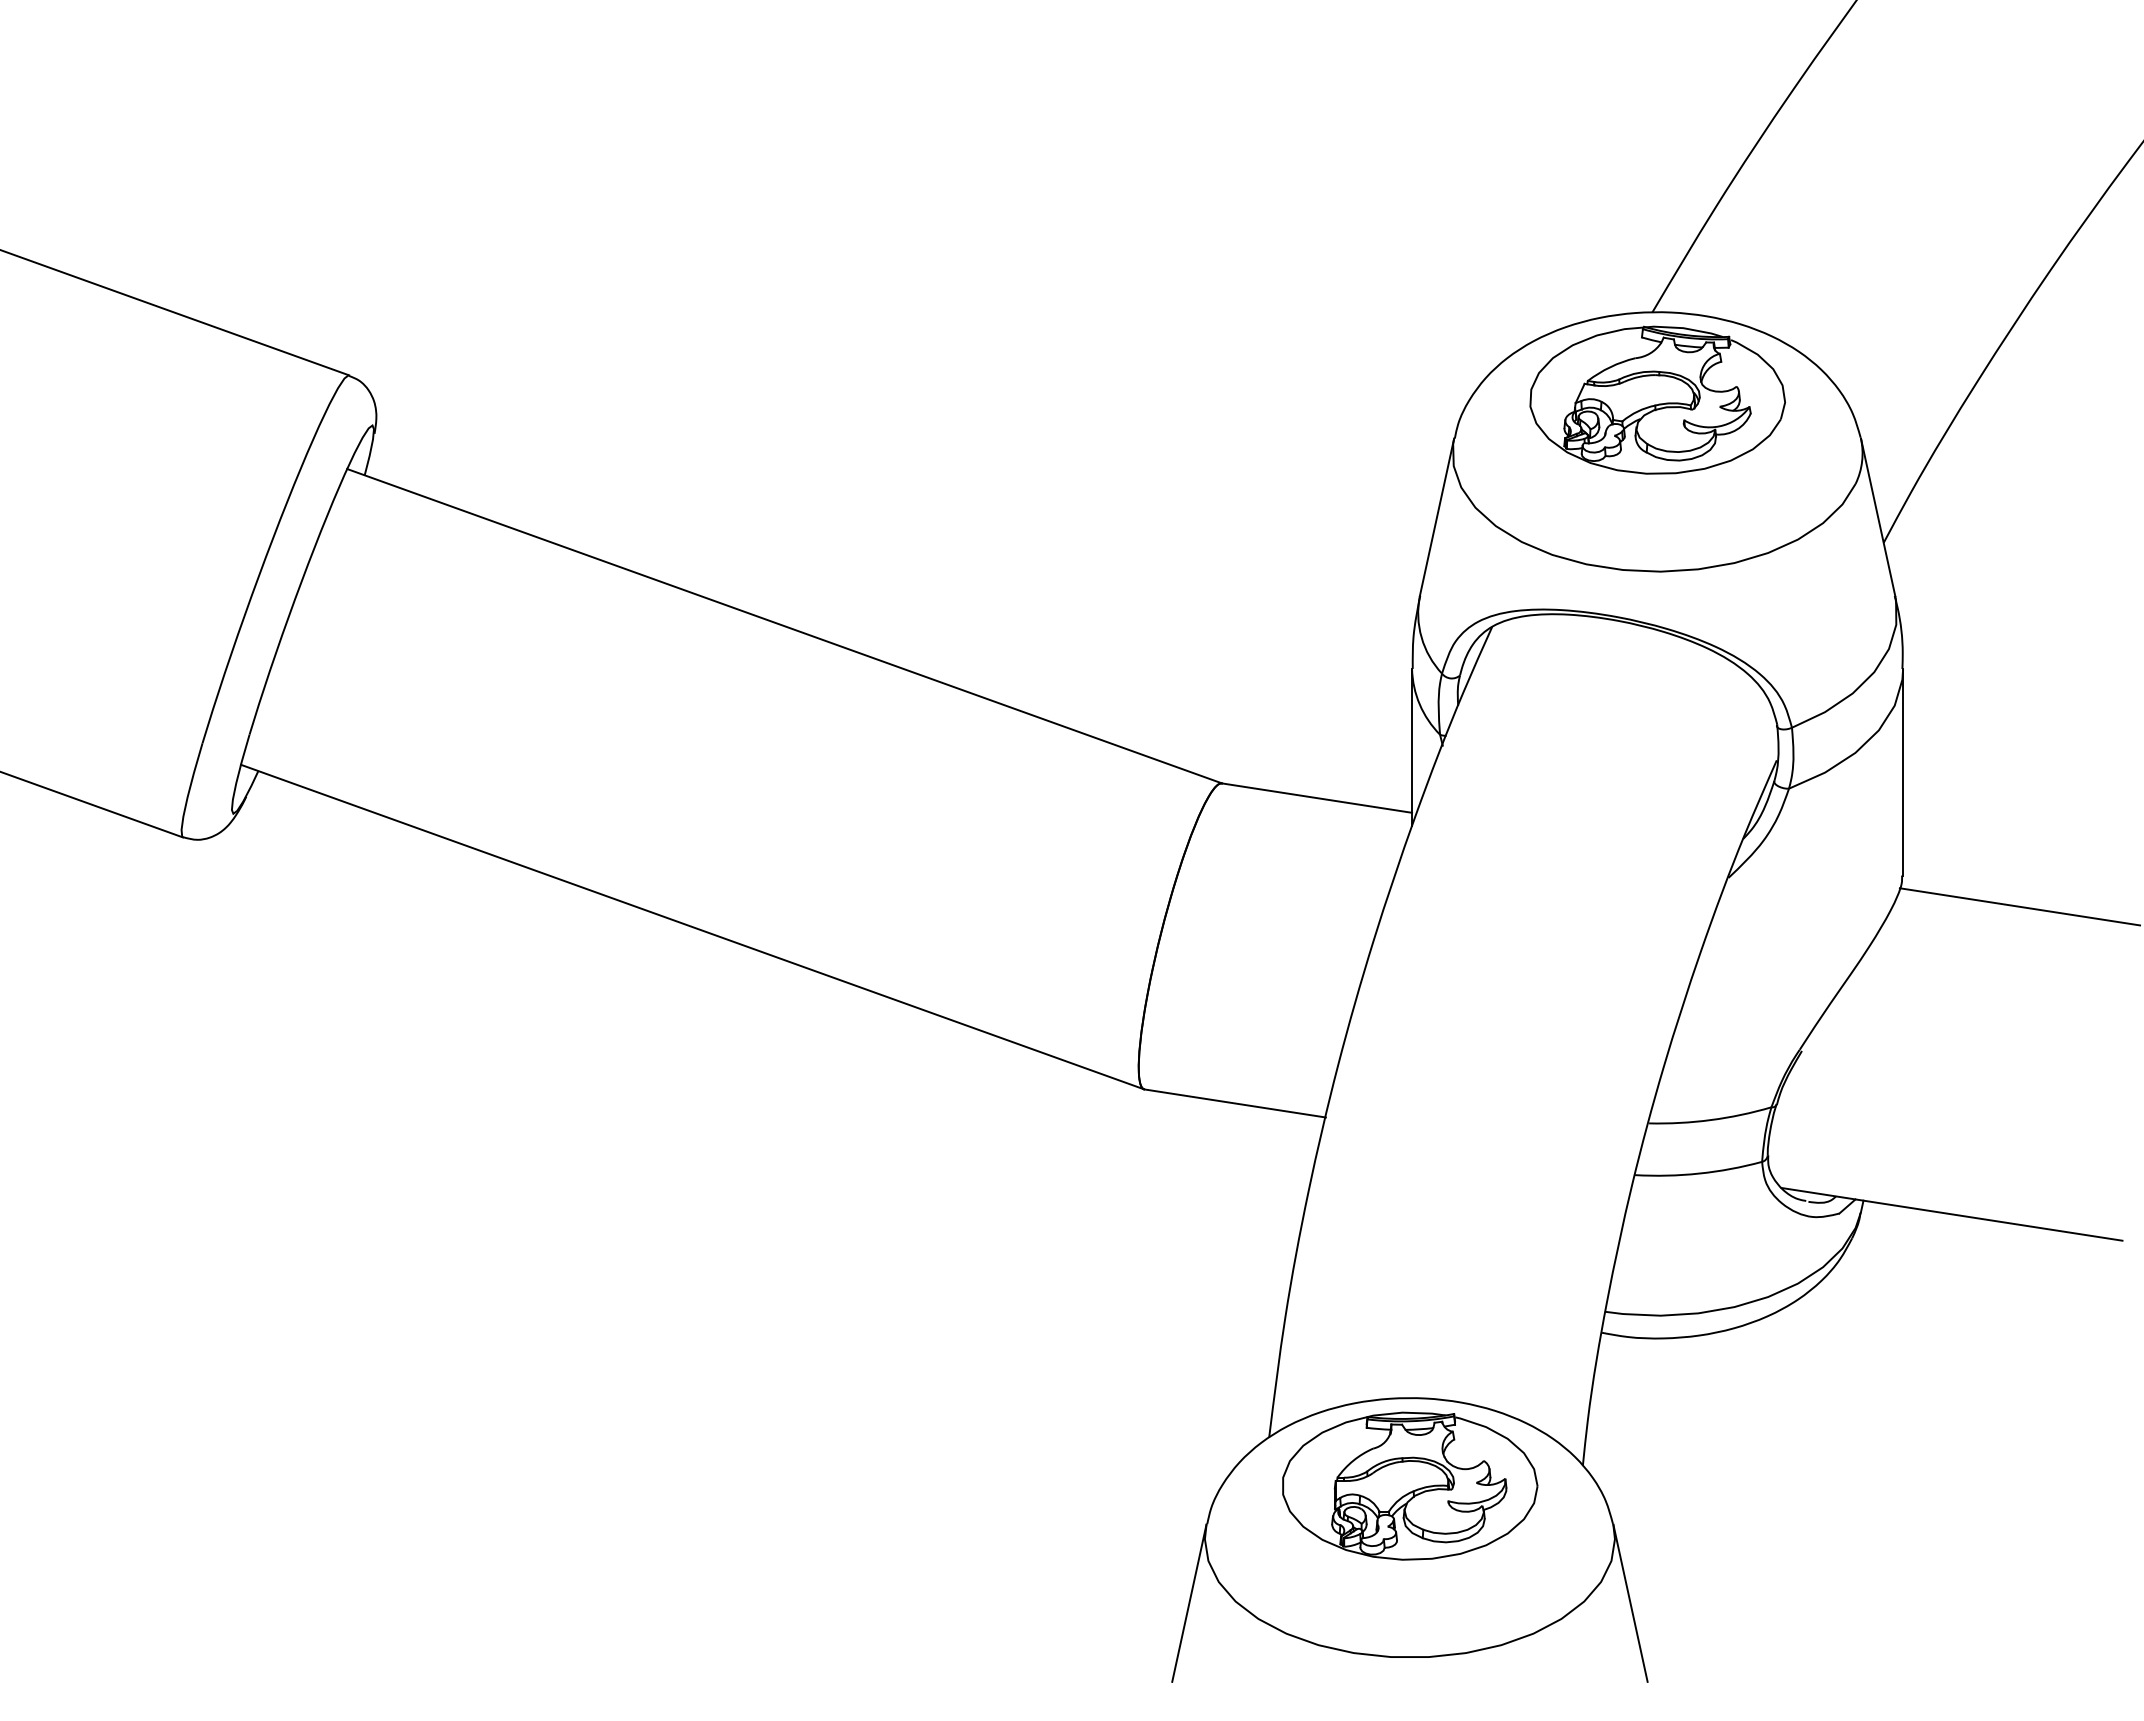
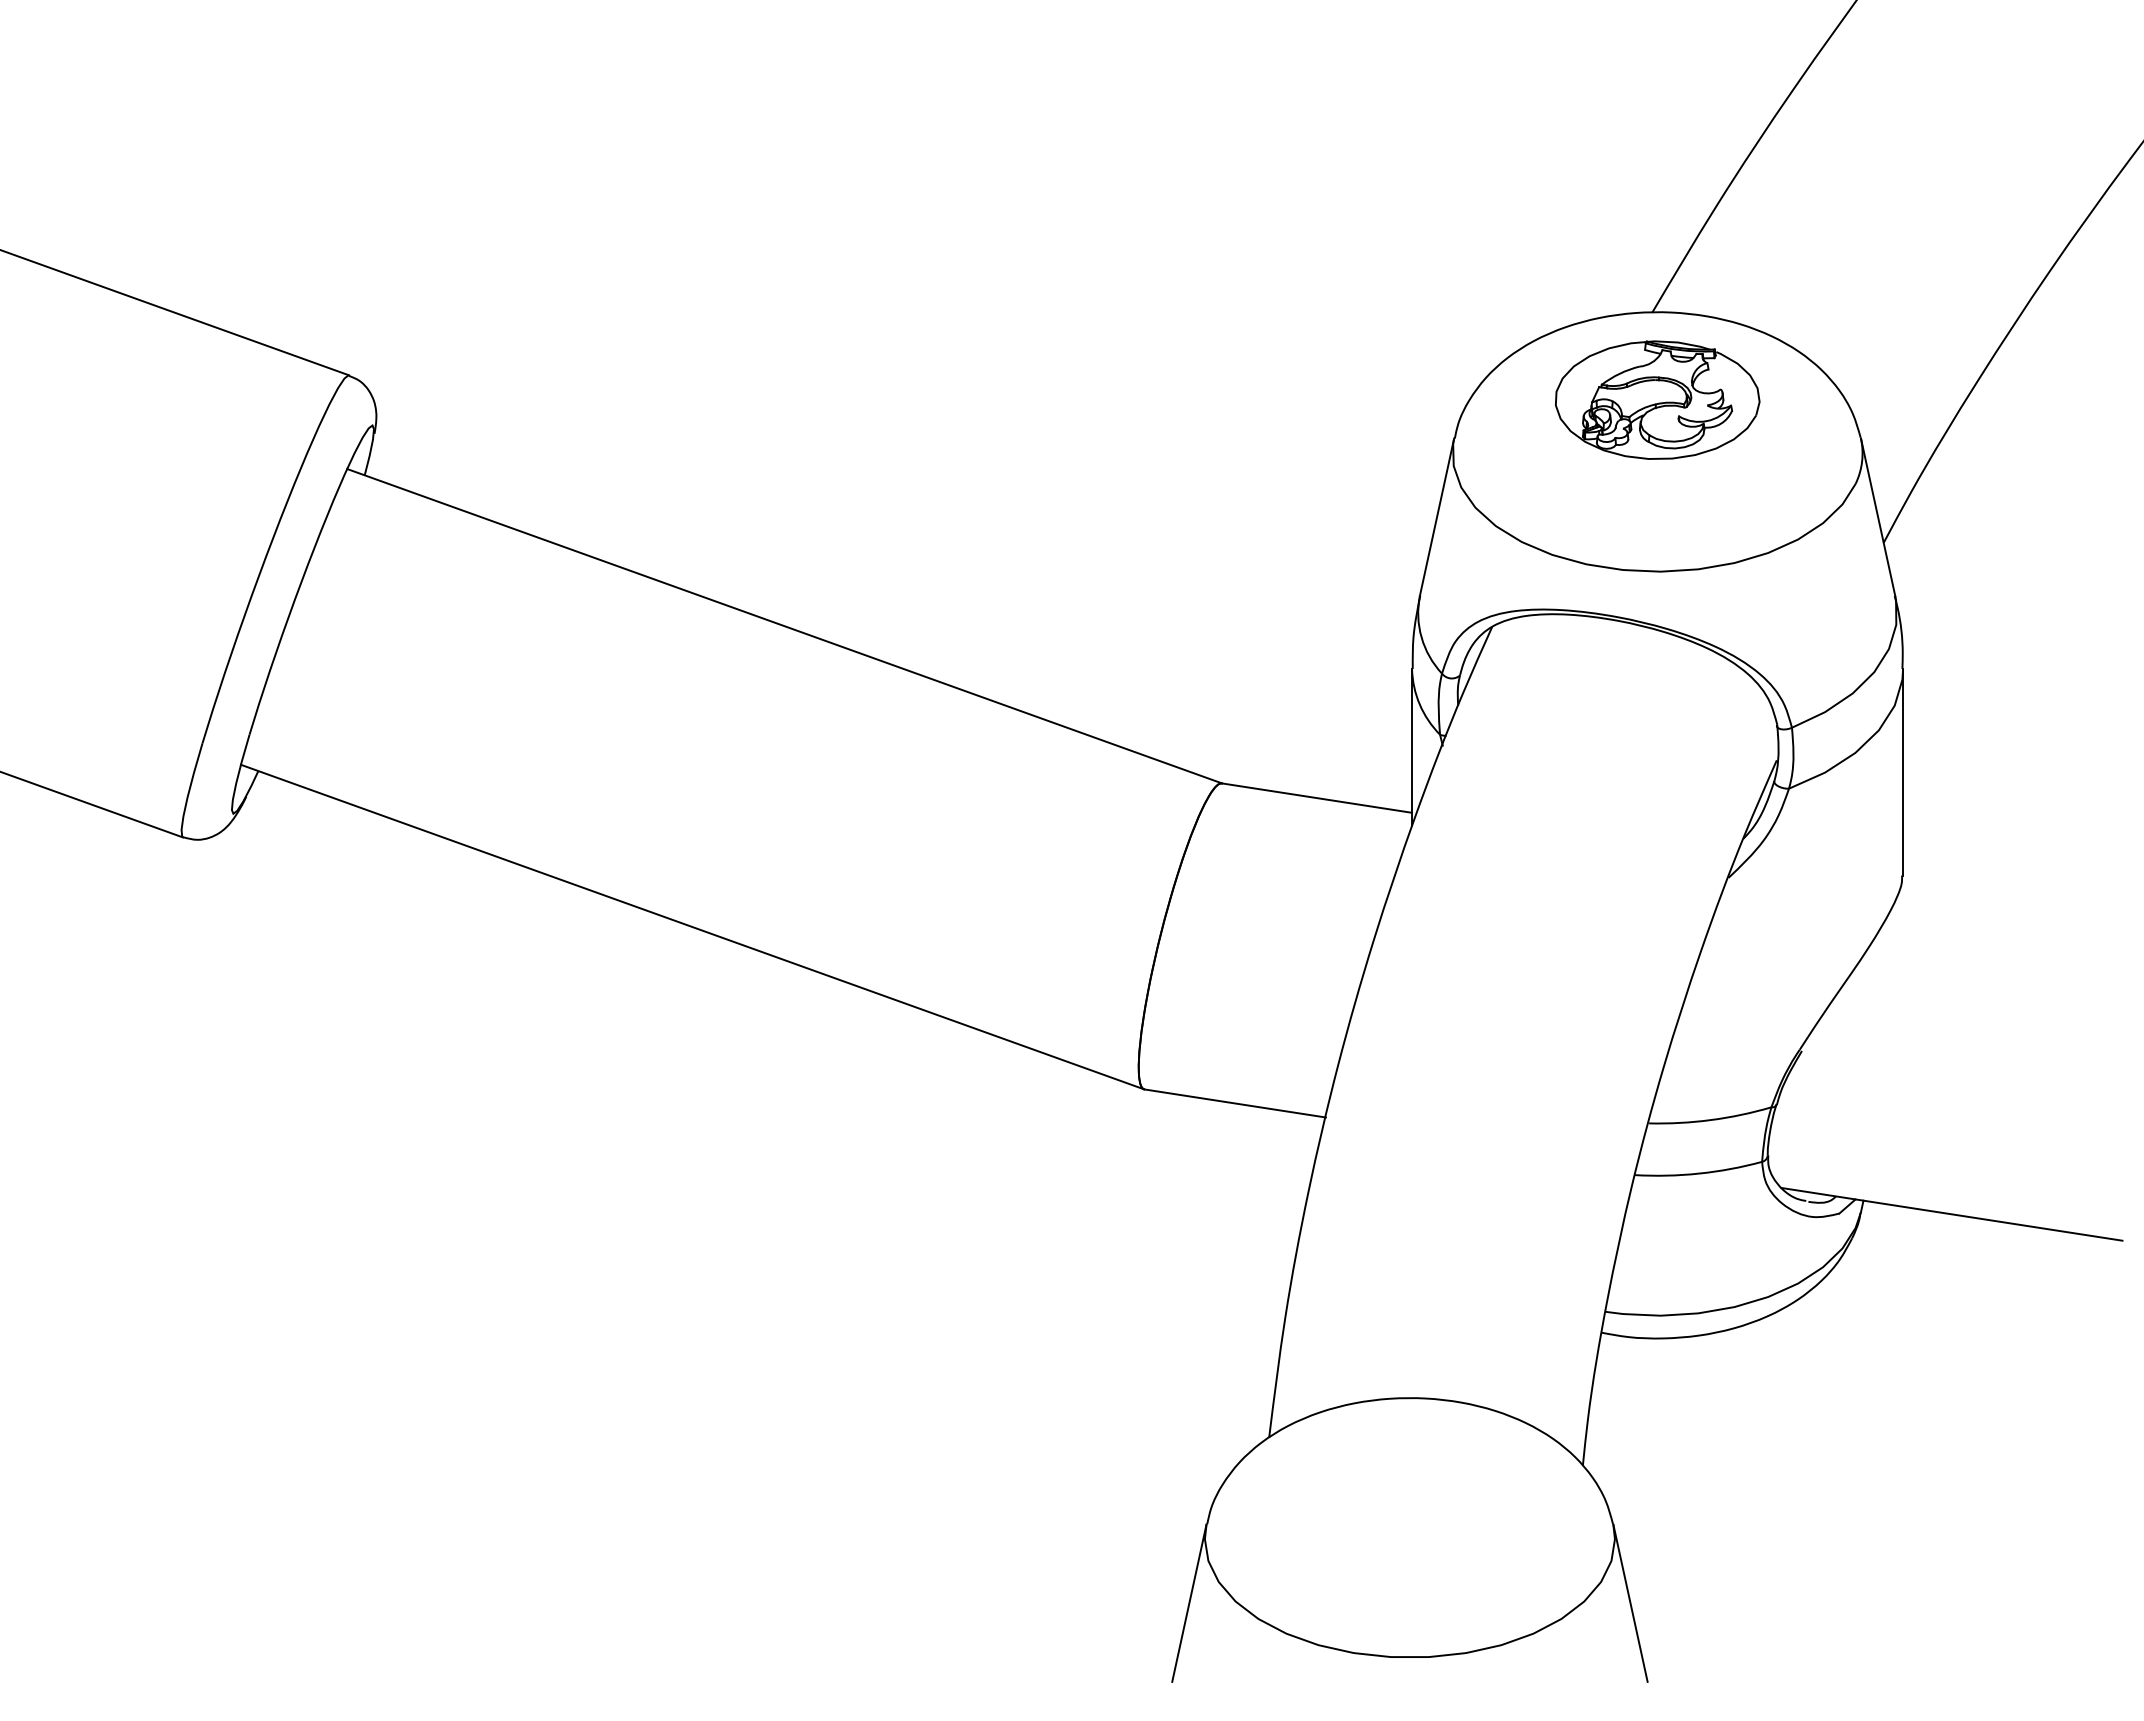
part size: 257x150 px -> 206x120 px (1657, 399)
line: present -> none (2019, 906)
part: present -> none (1410, 1485)
